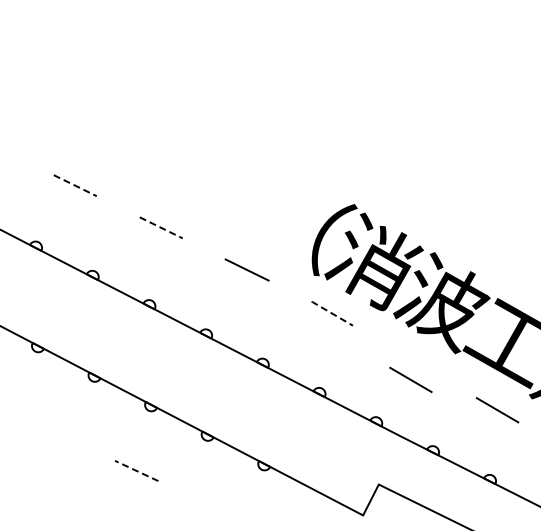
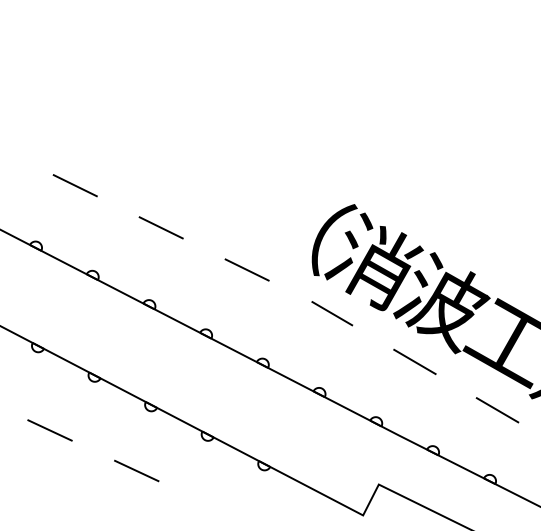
line: dashed -> solid (75, 185)
line: dashed -> solid (161, 227)
line: dashed -> solid (332, 313)
line position: (410, 379) -> (414, 361) (414, 361)
line: none -> present (49, 430)
line: dashed -> solid (136, 470)
